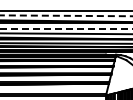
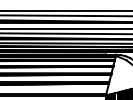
line: dashed -> solid (66, 15)
line: dashed -> solid (66, 28)
